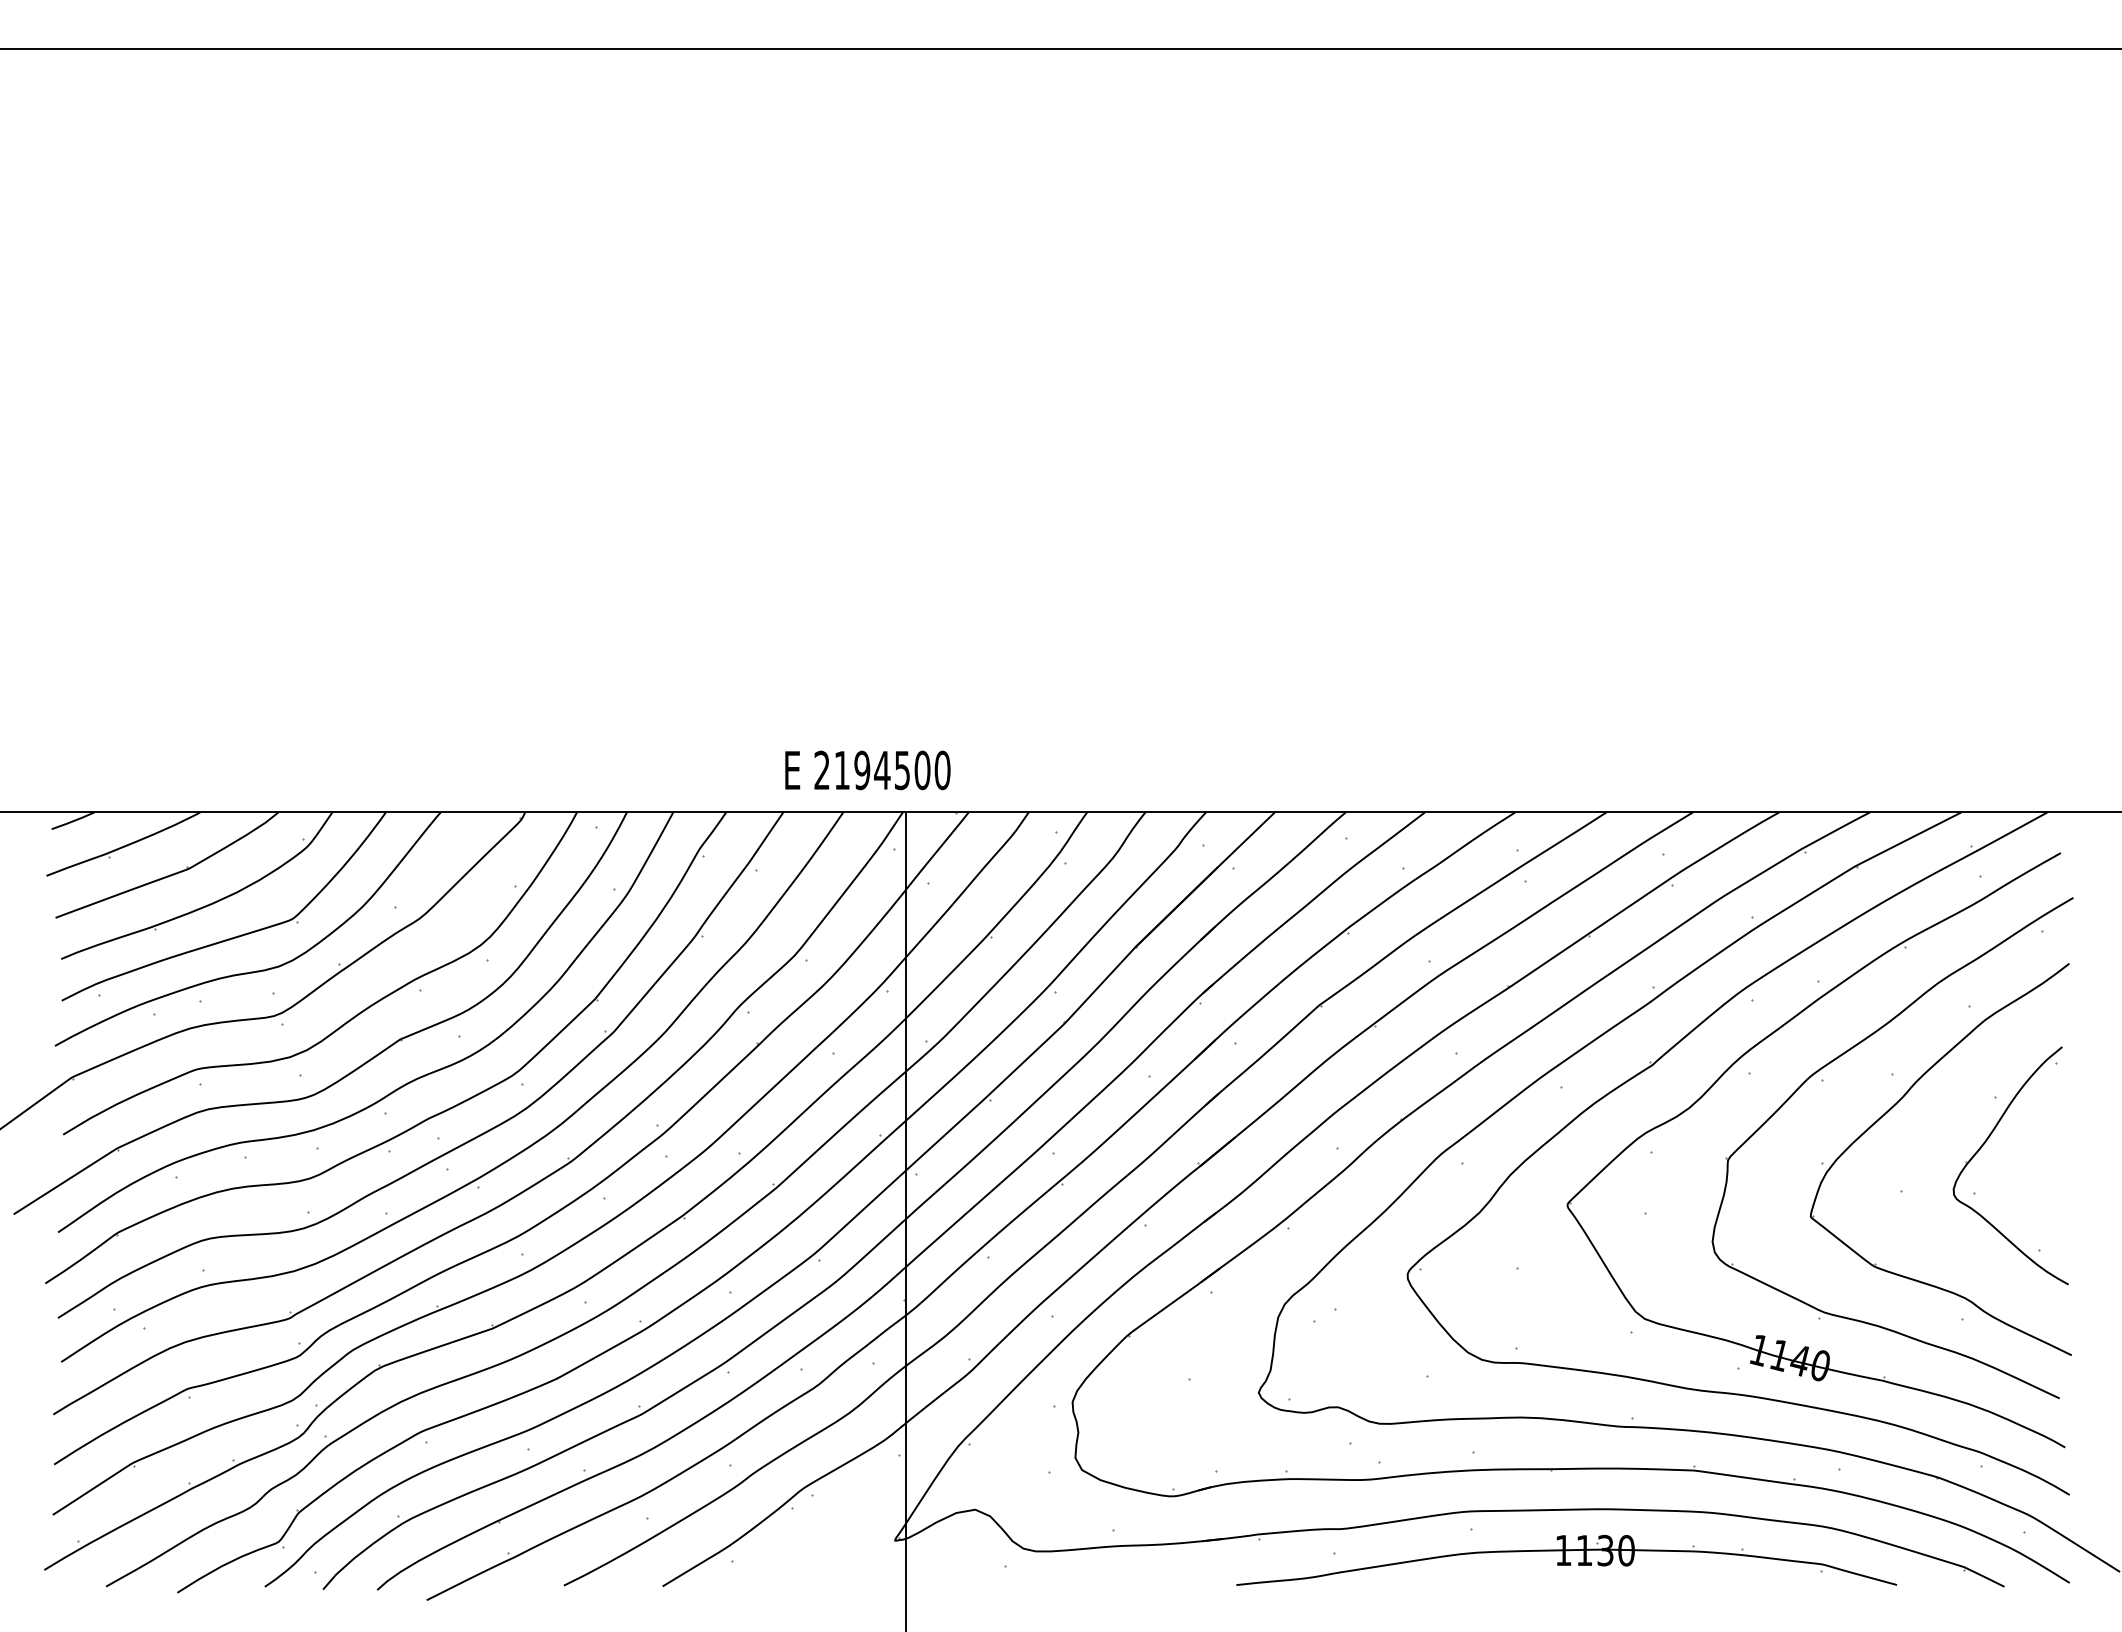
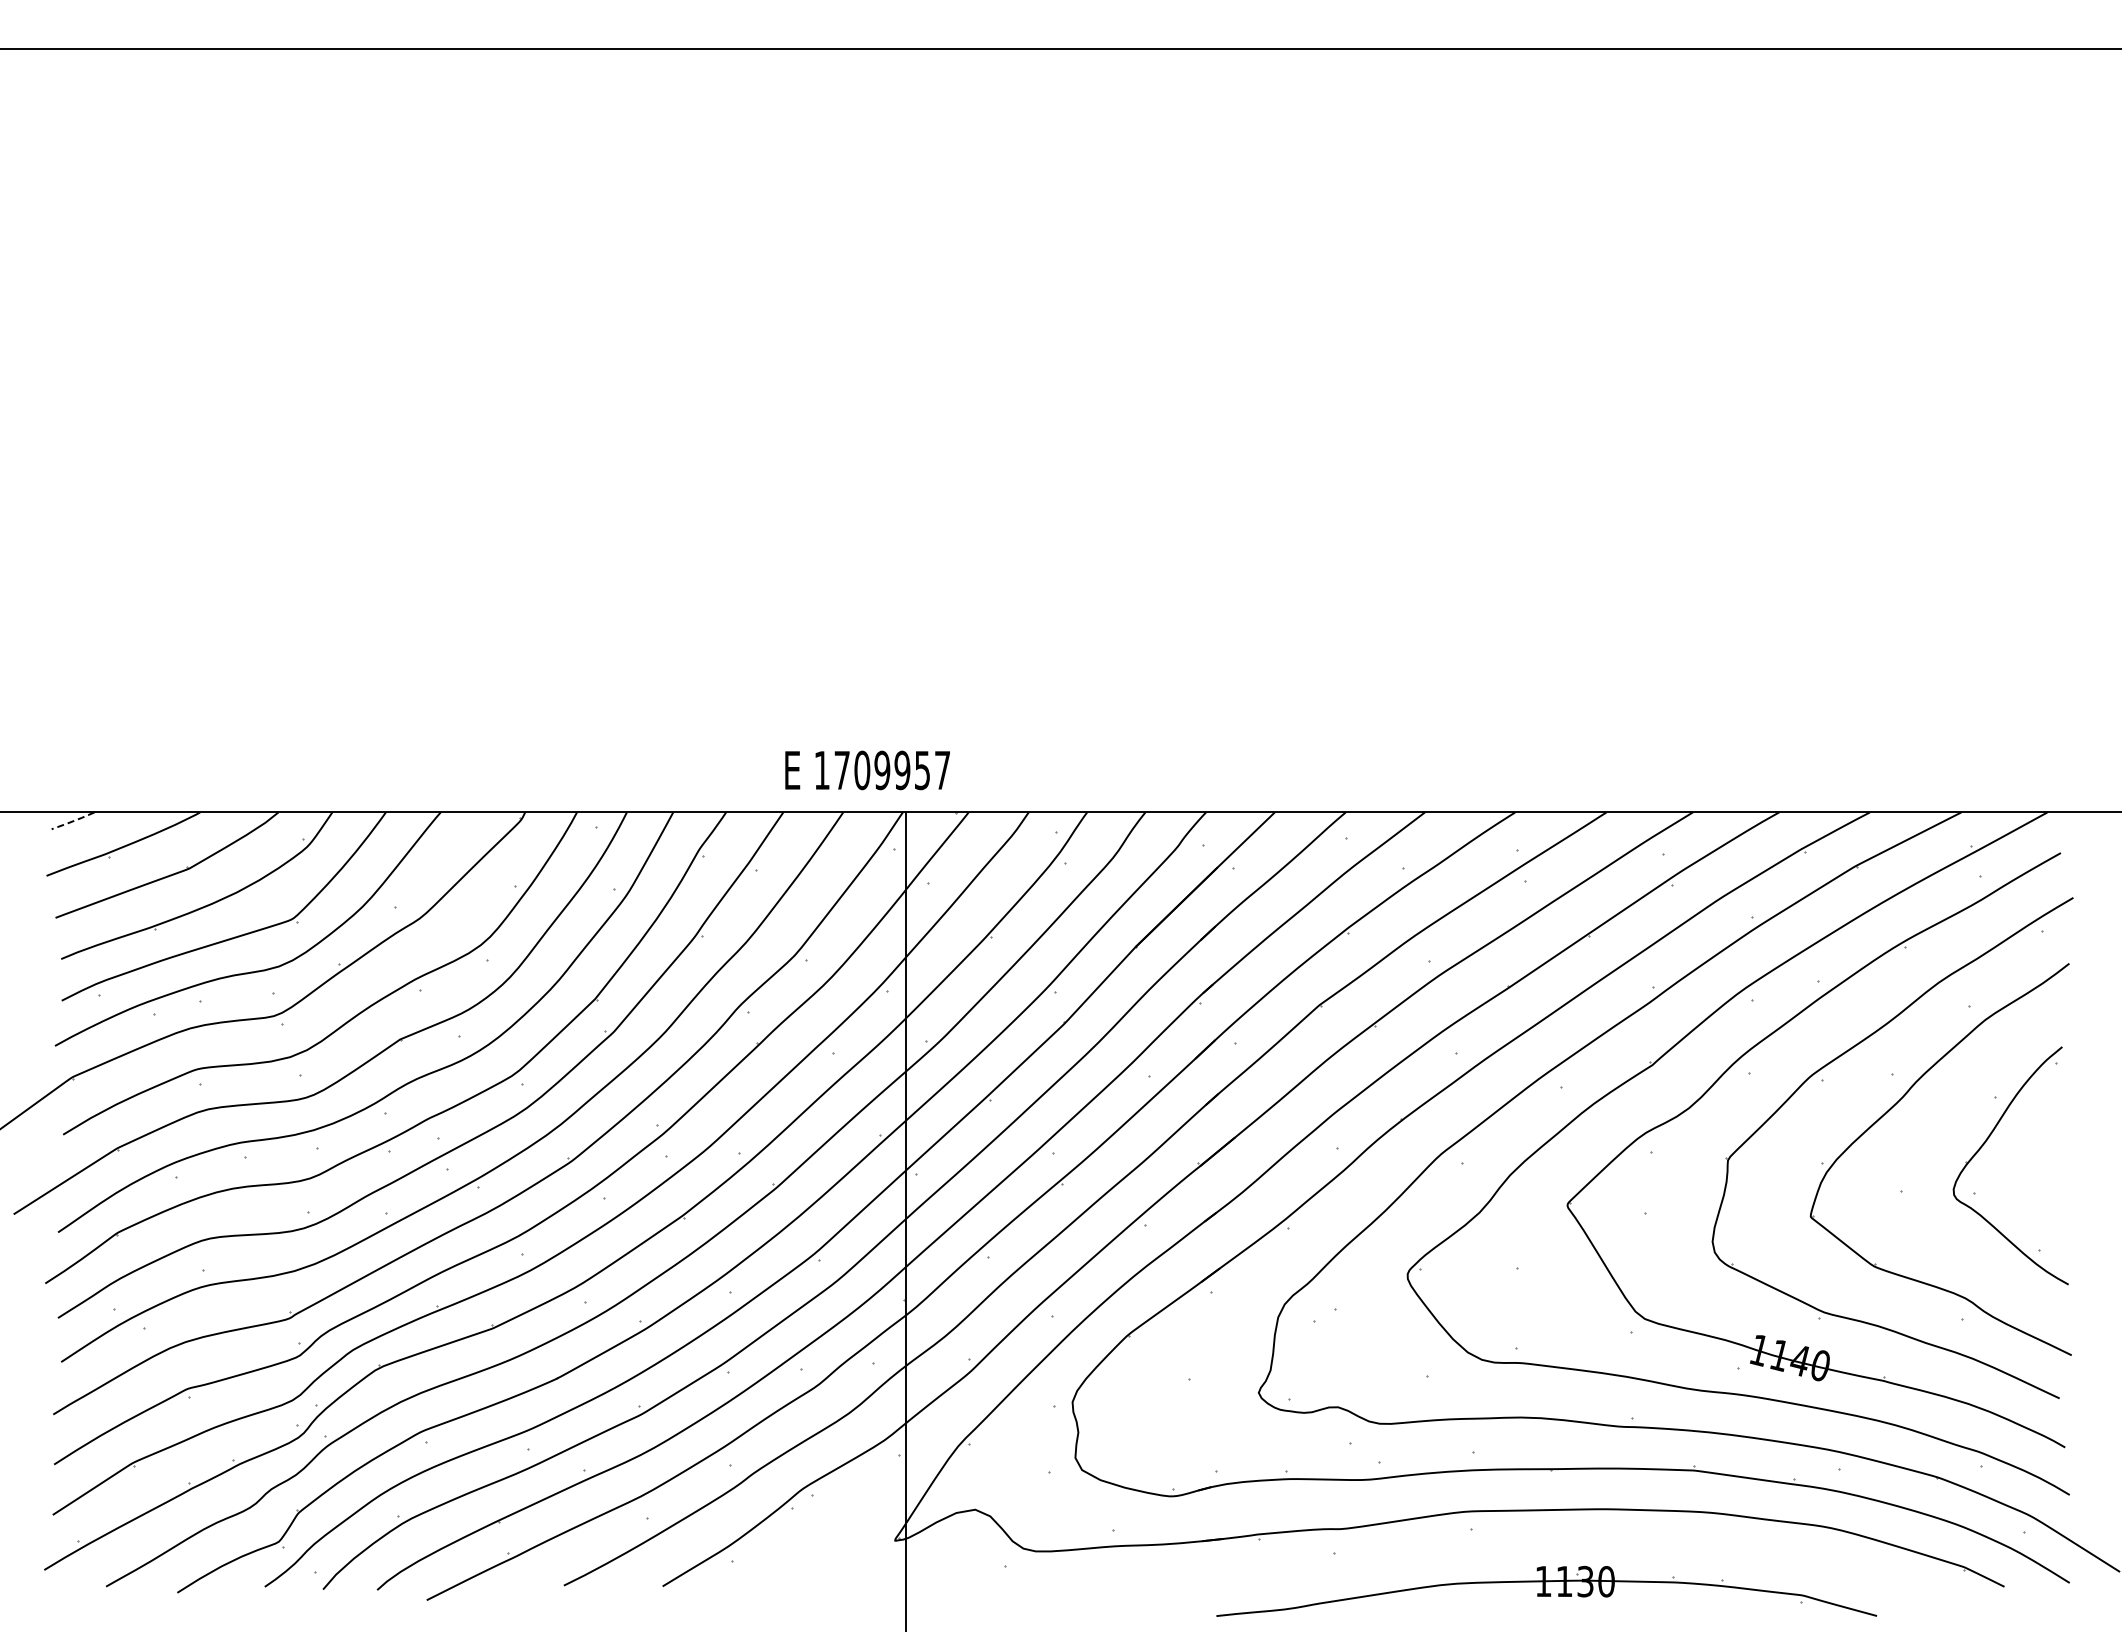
text: 2194500 -> 1709957 (882, 770)
line: solid -> dashed (72, 821)
part position: (1566, 1559) -> (1546, 1590) (1546, 1590)
